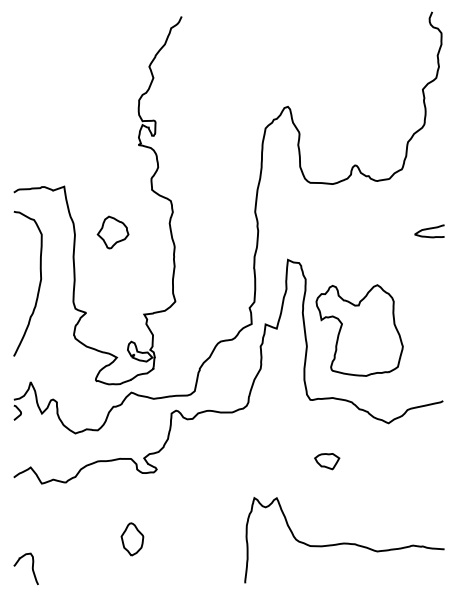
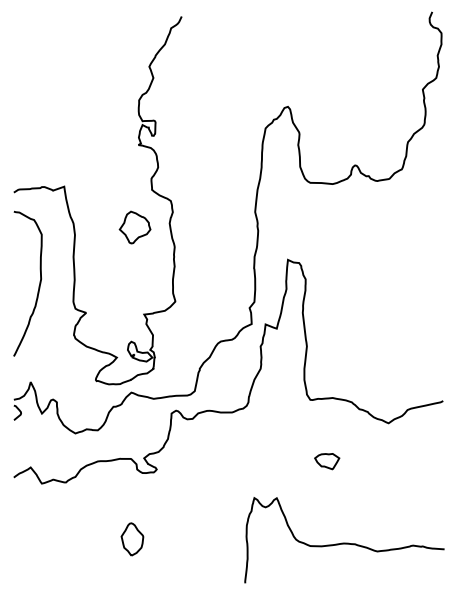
curve: present -> none (429, 229)
part position: (112, 232) -> (134, 227) (134, 227)
part: present -> none (359, 330)
curve: present -> none (31, 568)
